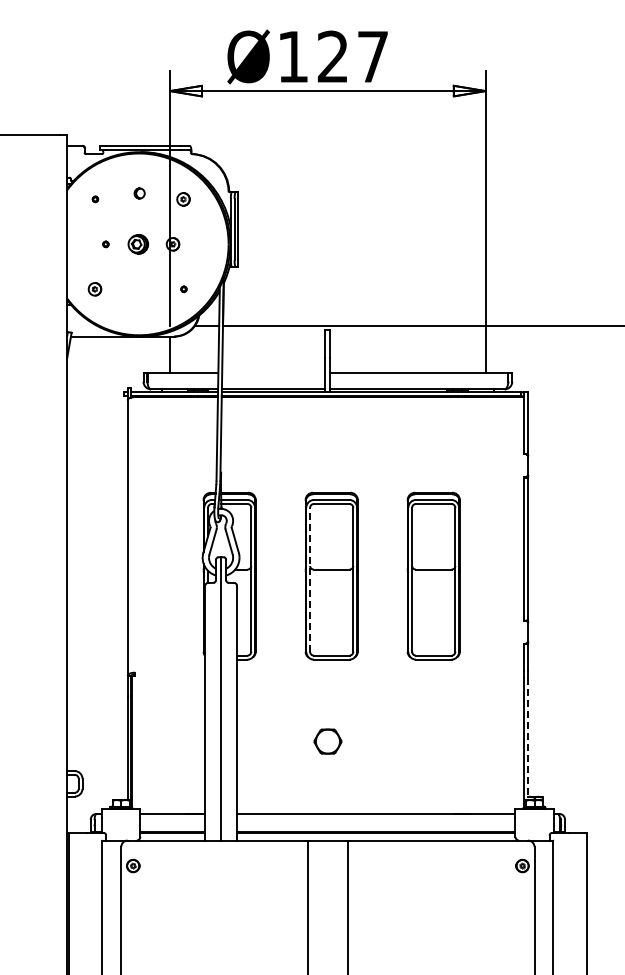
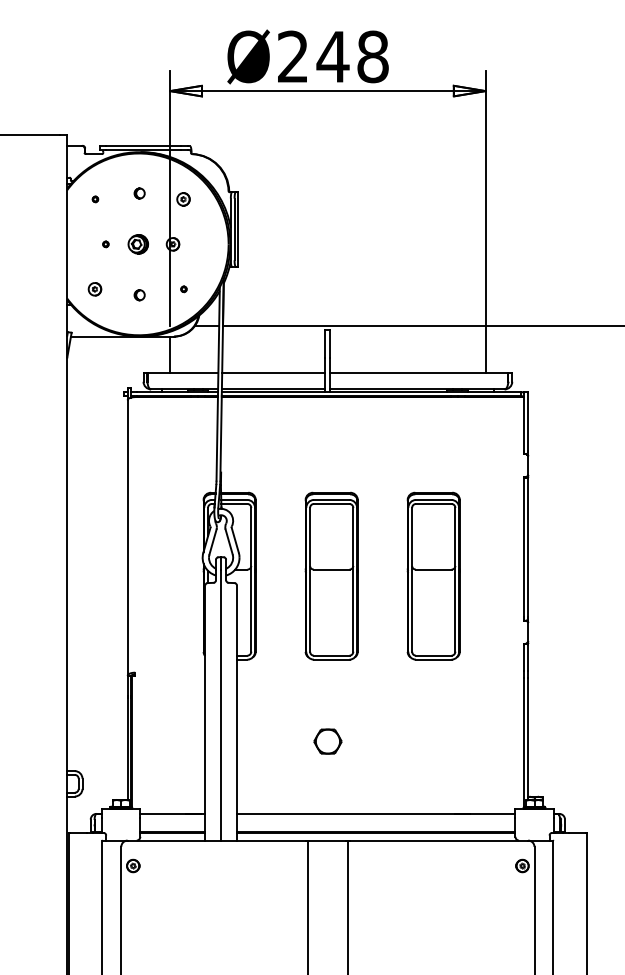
text: Ø127 -> Ø248 (333, 56)
part: none -> present (139, 295)
line: none -> present (273, 372)
line: dashed -> solid (310, 579)
line: dashed -> solid (528, 739)
